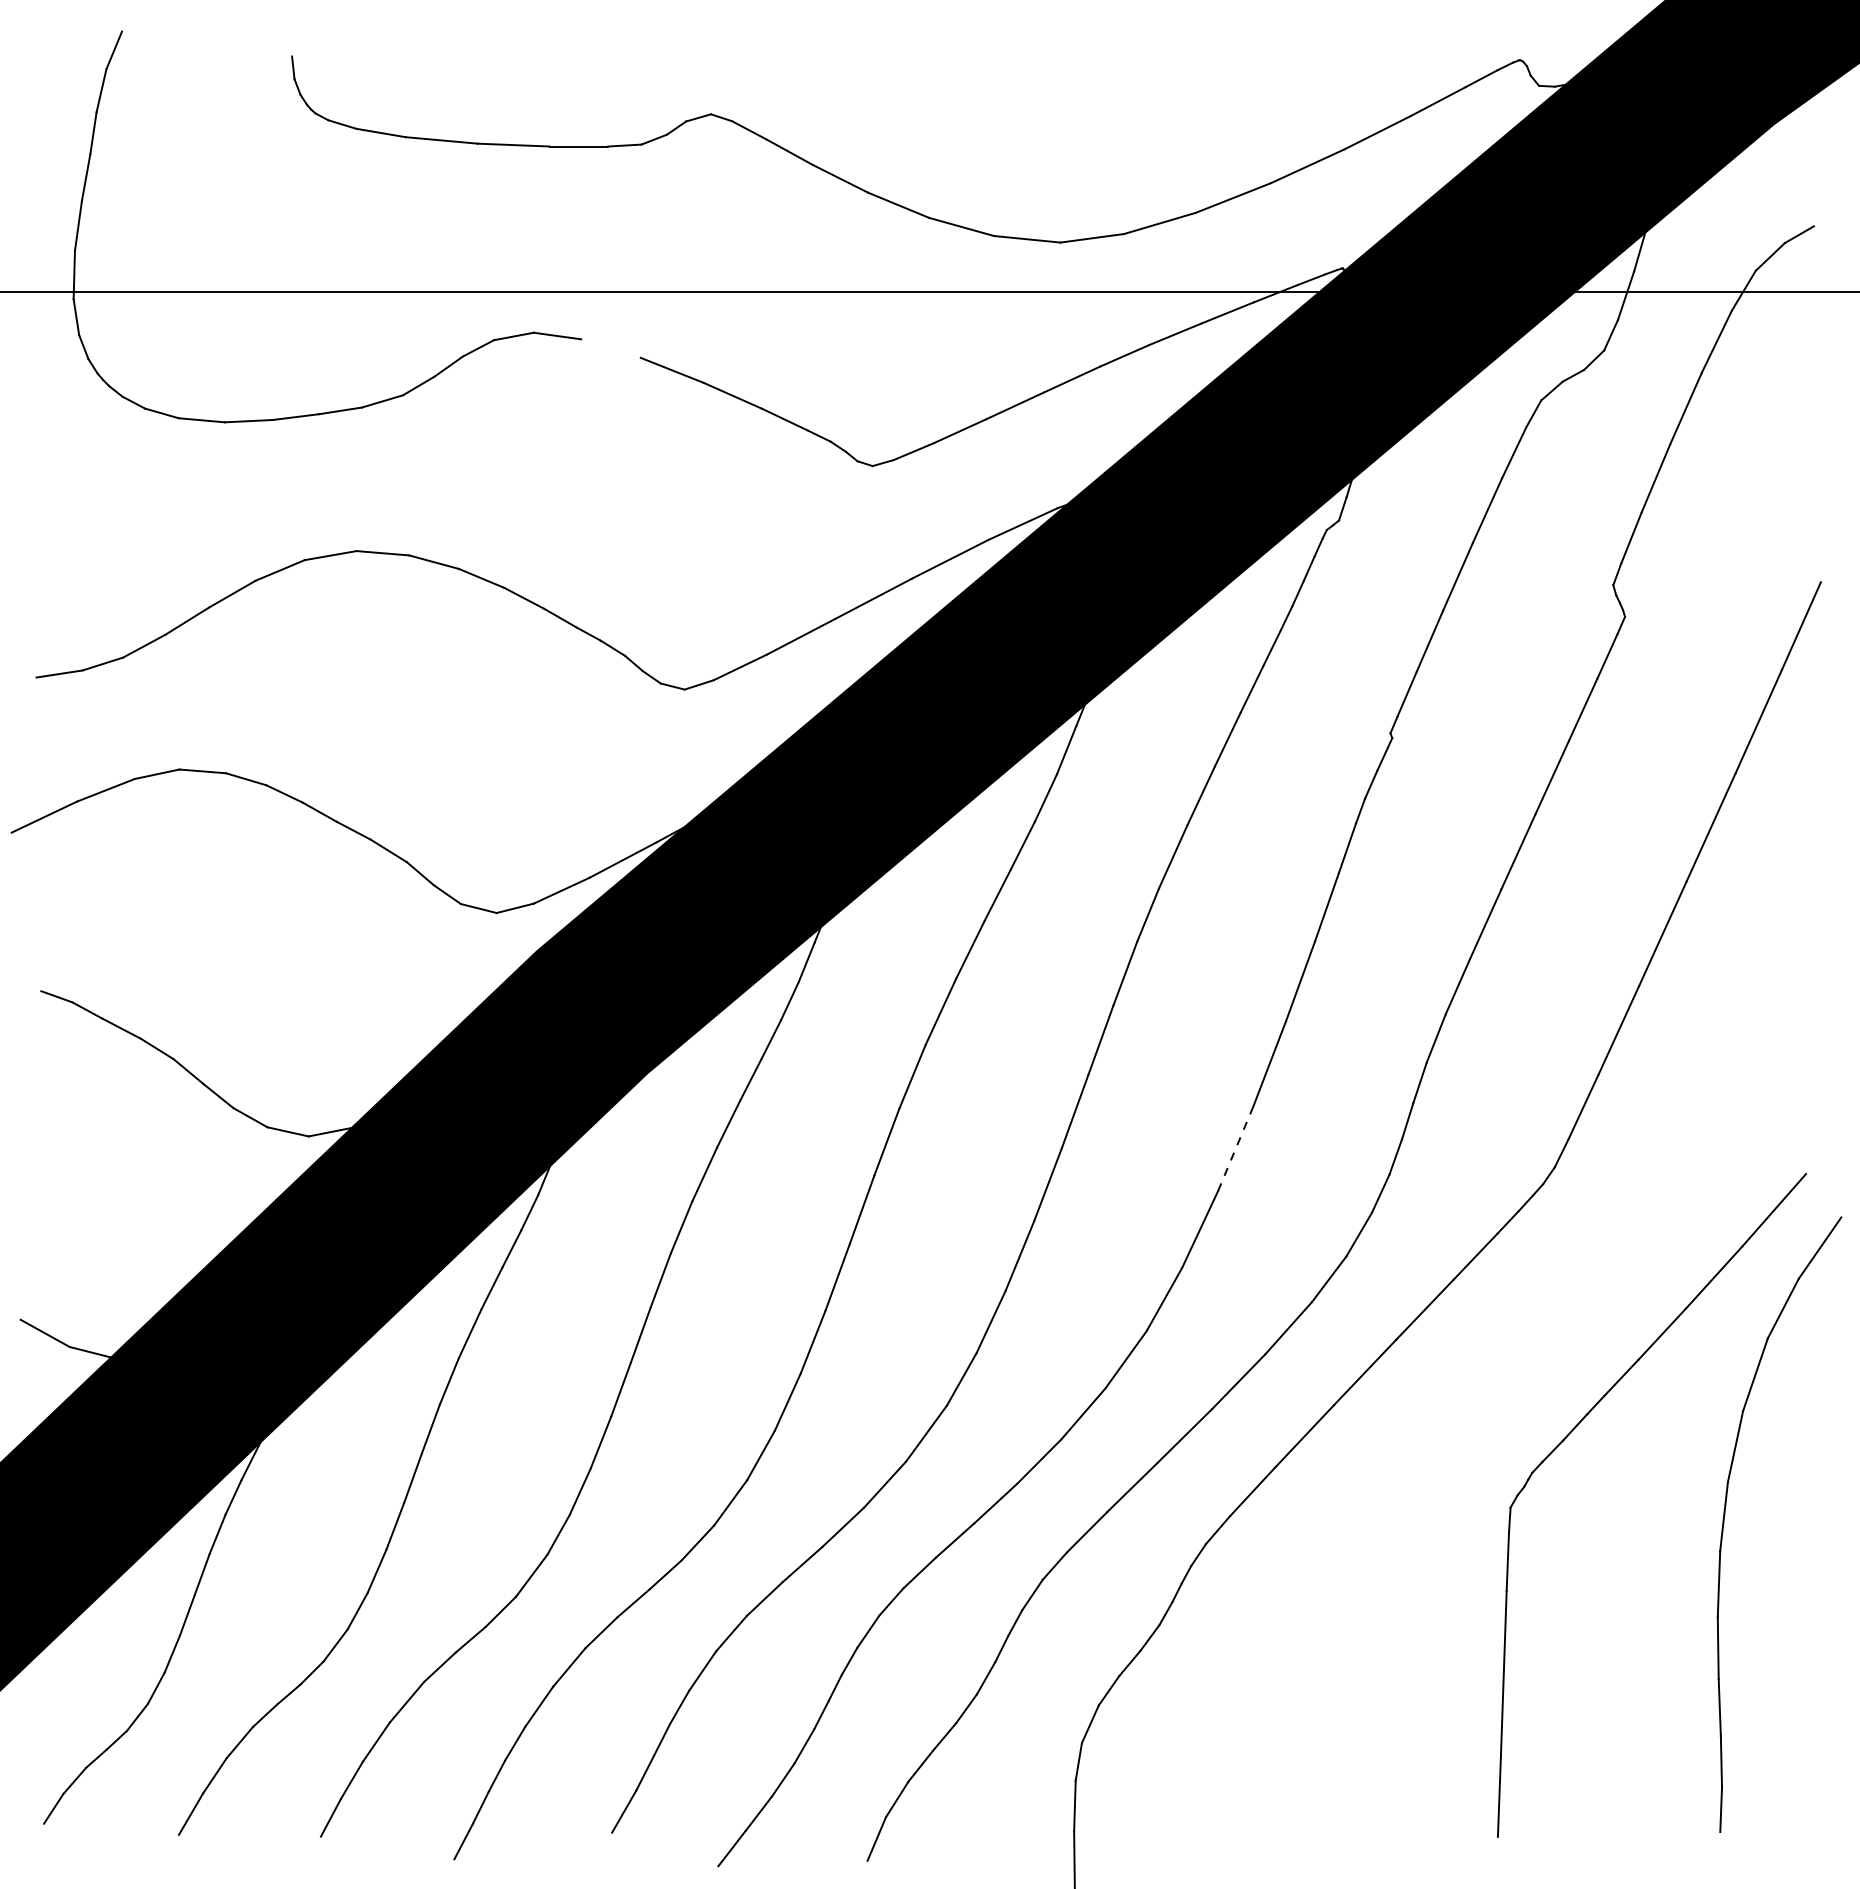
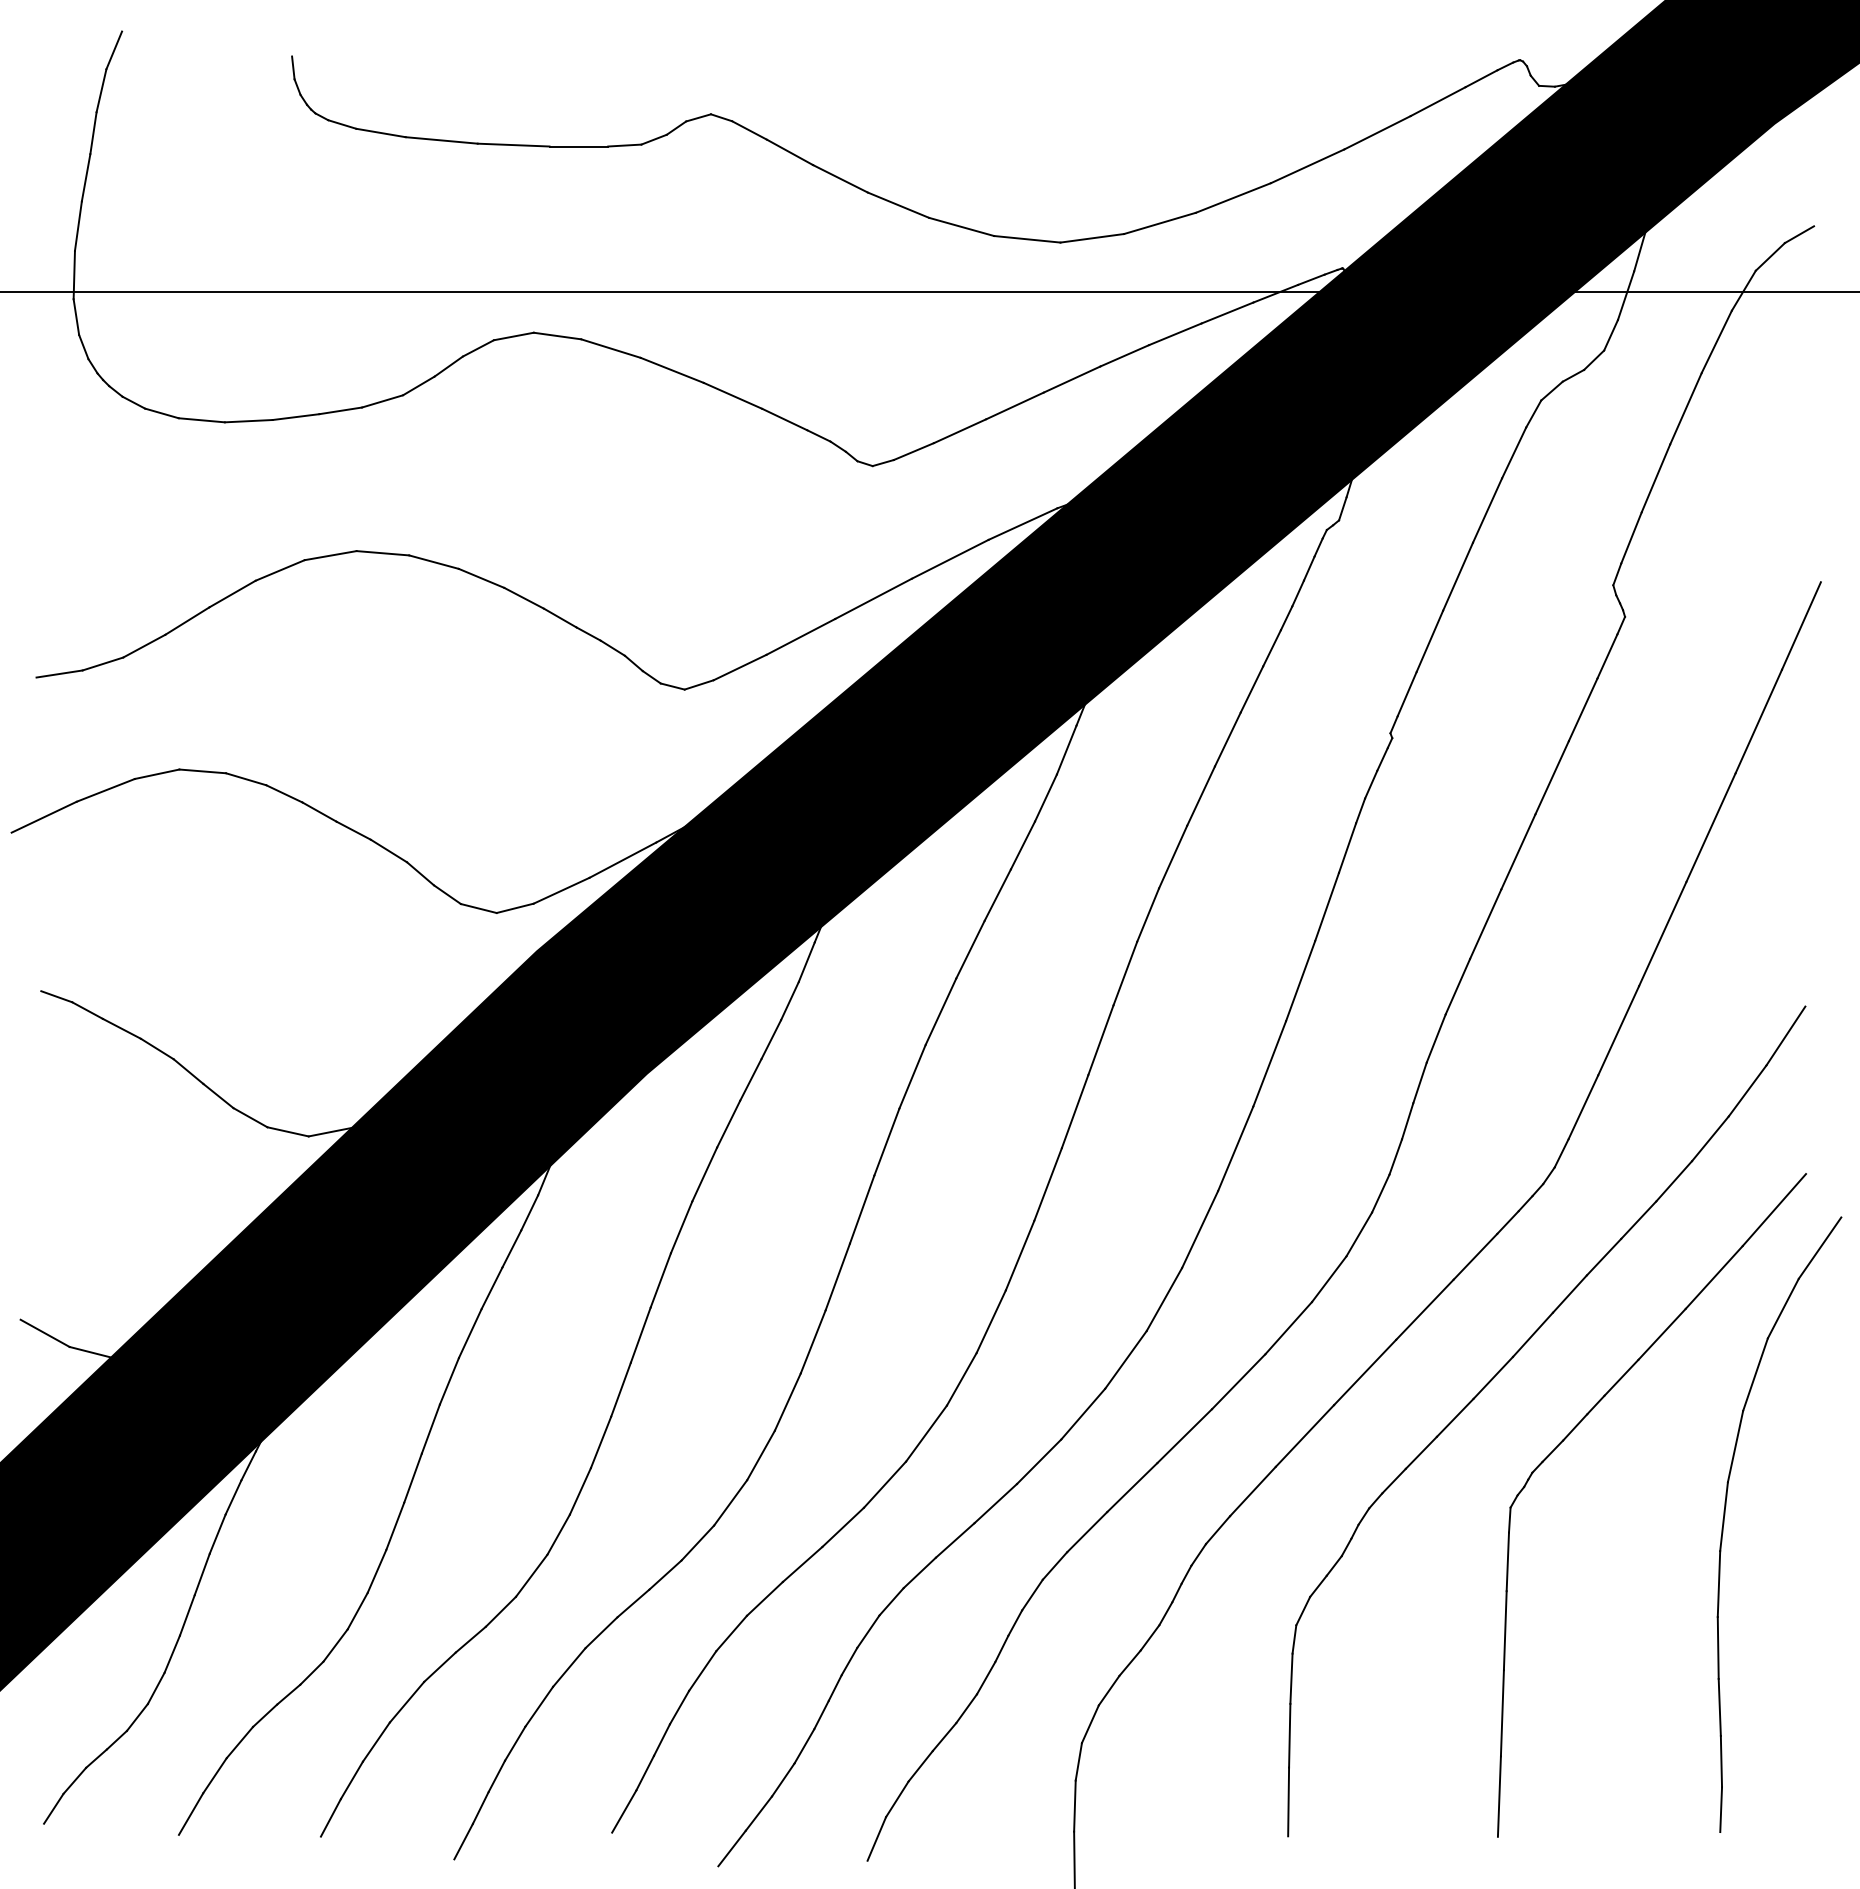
line: none -> present (610, 348)
line: dashed -> solid (1235, 1148)
part: none -> present (1494, 1378)
